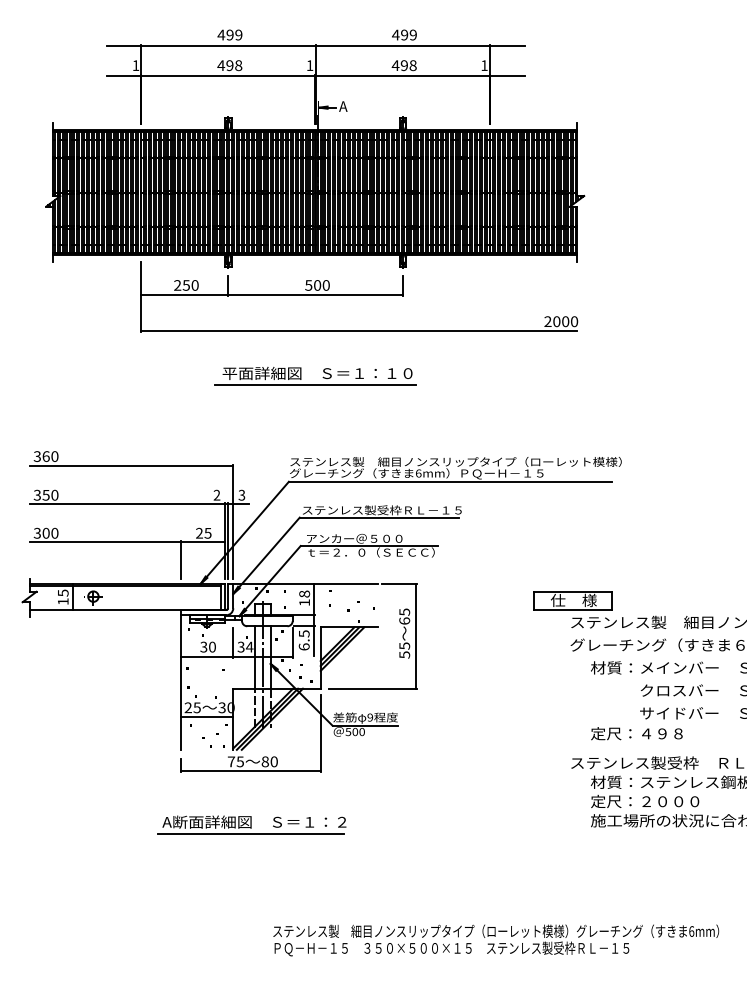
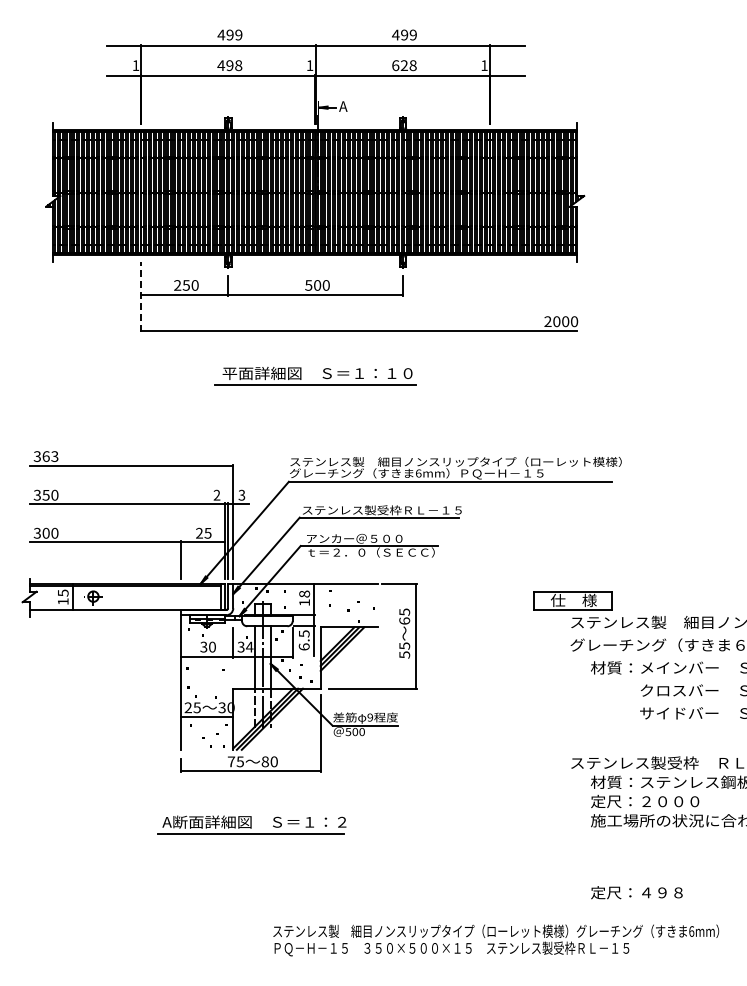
text: 498 -> 628 (399, 65)
line: solid -> dashed (141, 297)
text: 360 -> 363 (54, 456)
text position: (636, 733) -> (636, 892) (636, 892)
